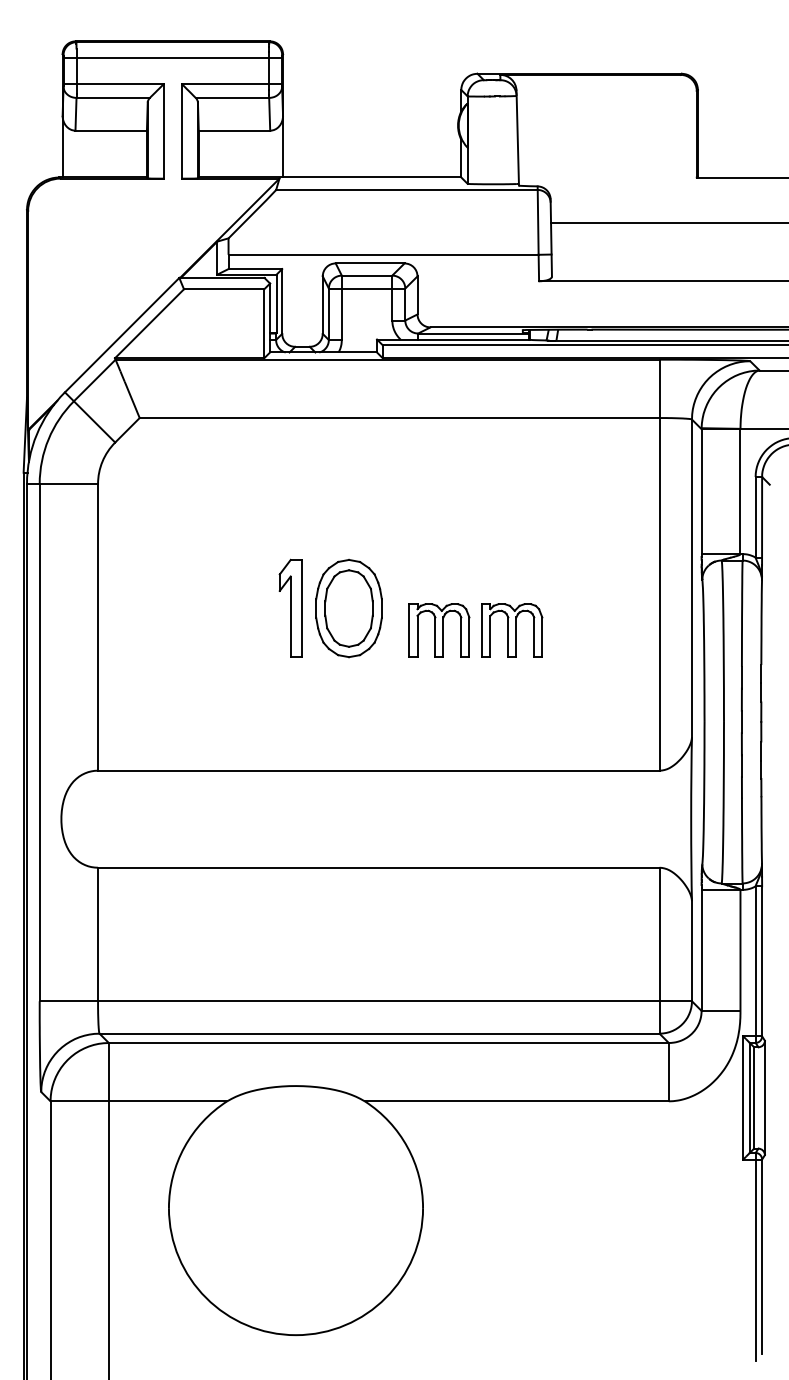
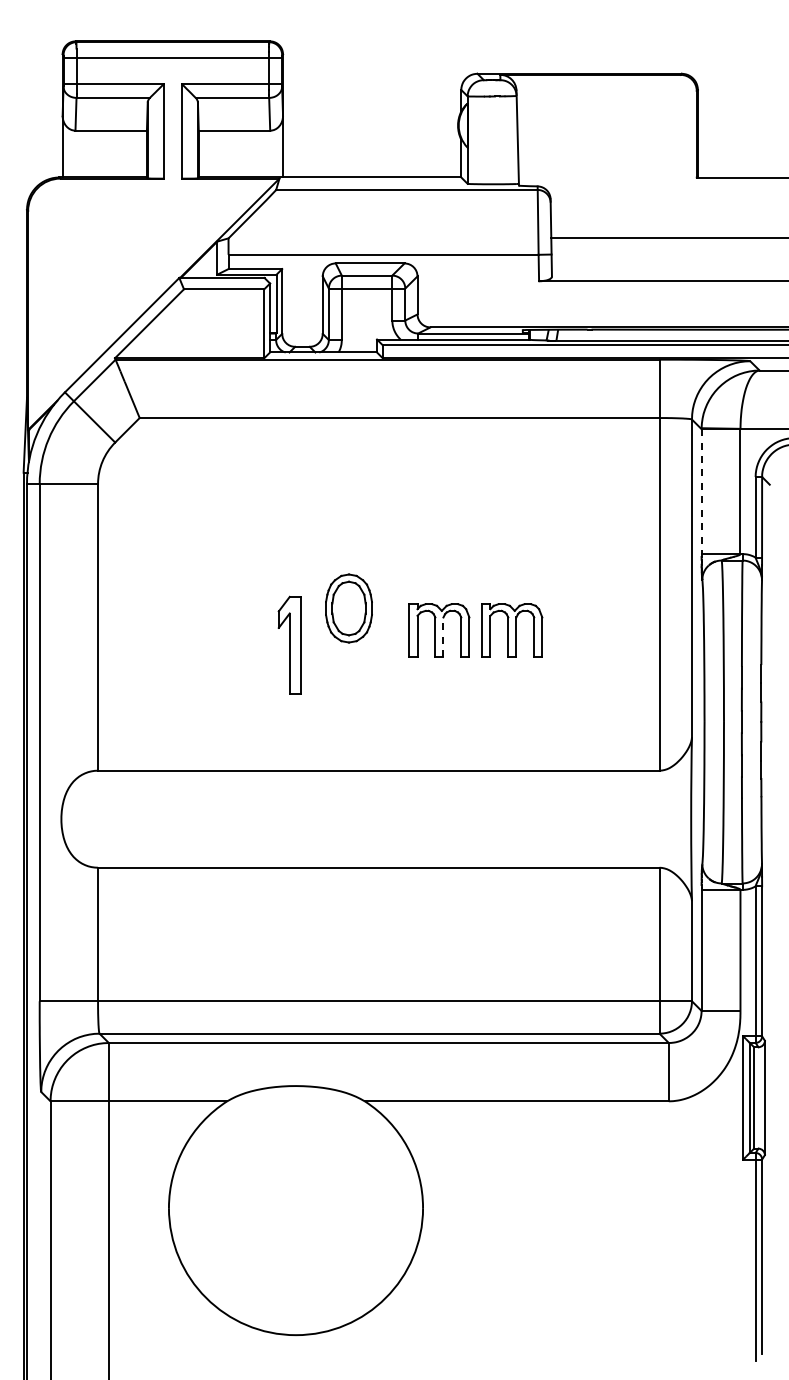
line position: (668, 222) -> (668, 237) (668, 237)
line: solid -> dashed (701, 491)
part position: (290, 607) -> (289, 644) (289, 644)
part size: 68x101 px -> 48x71 px (348, 608)
line: solid -> dashed (443, 637)
